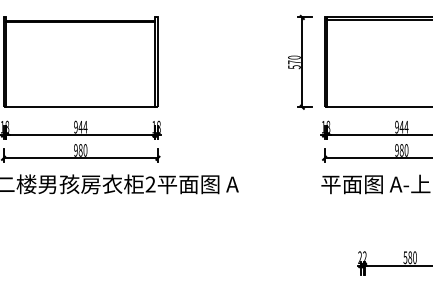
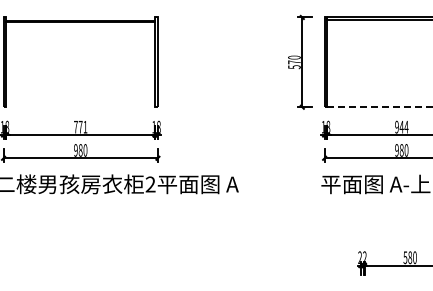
line: present -> none (80, 107)
line: solid -> dashed (380, 107)
text: 944 -> 771 (80, 126)
